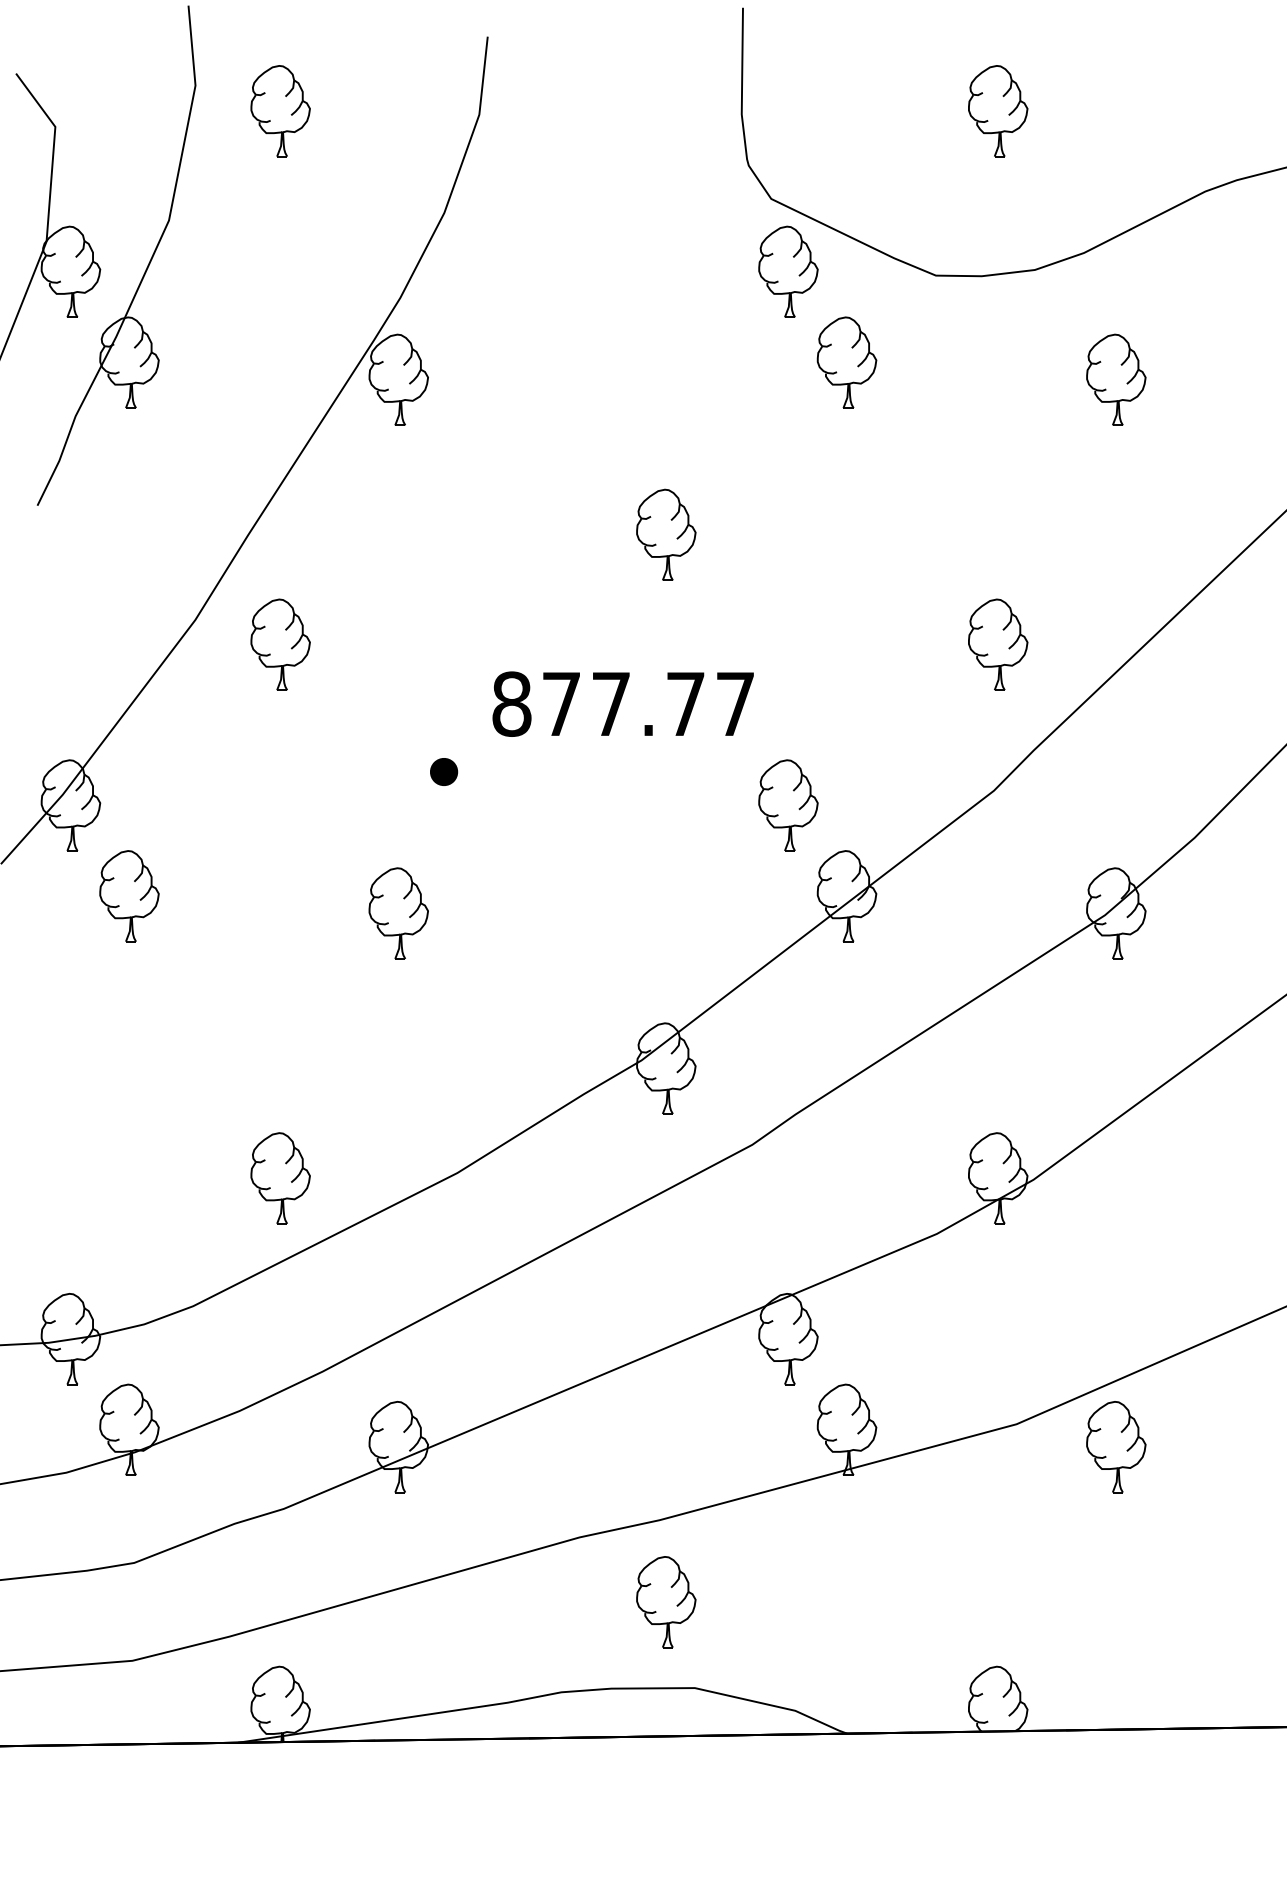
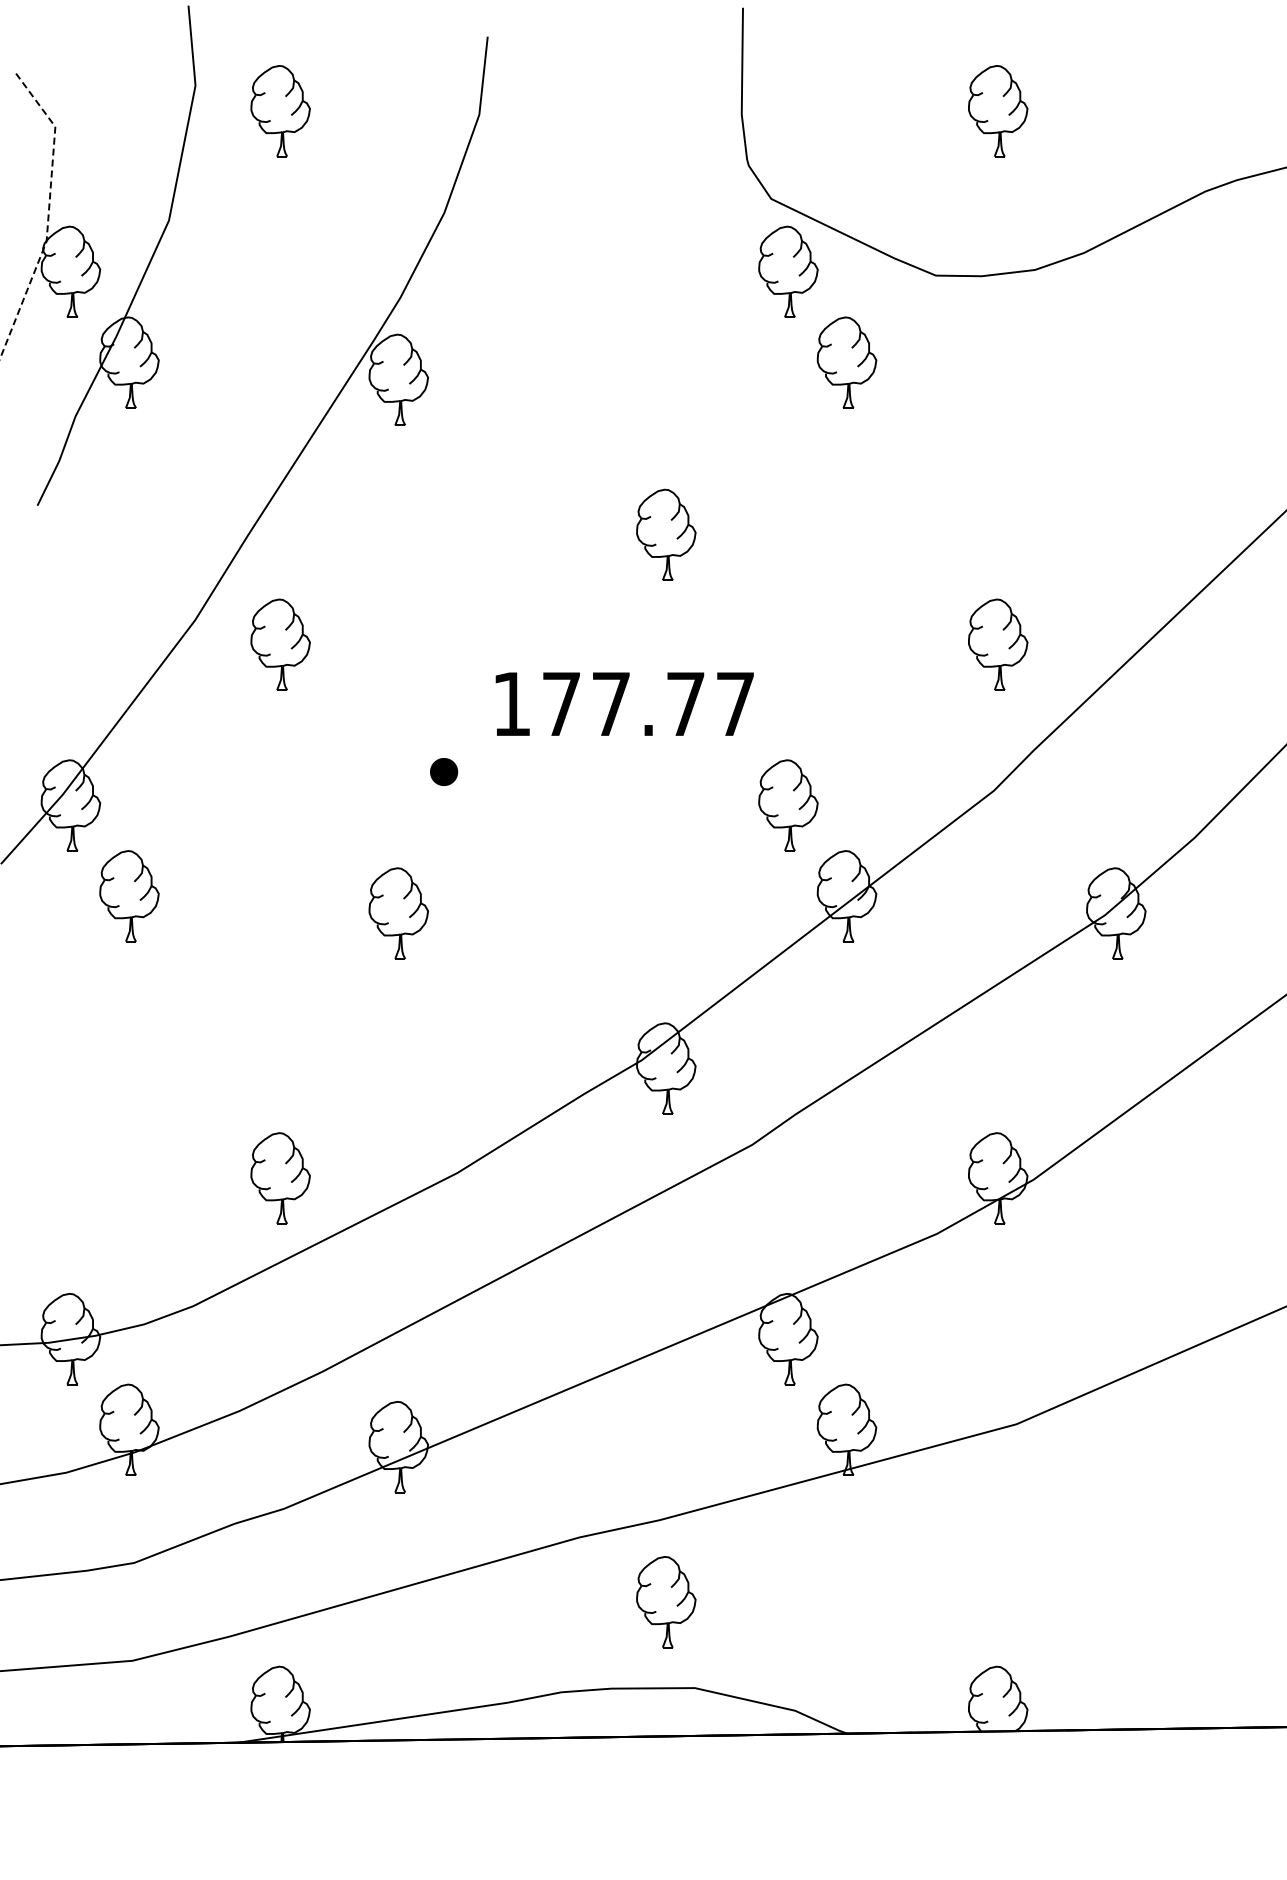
line: solid -> dashed (48, 213)
part: present -> none (1116, 379)
text: 877.77 -> 177.77 (511, 703)
part: present -> none (1116, 1447)
